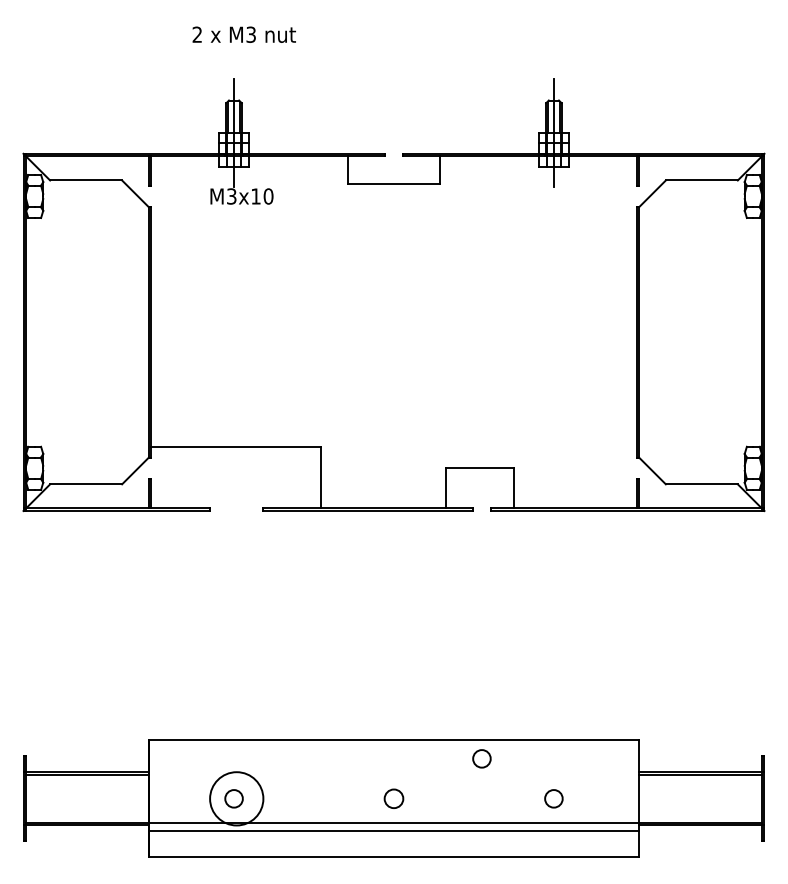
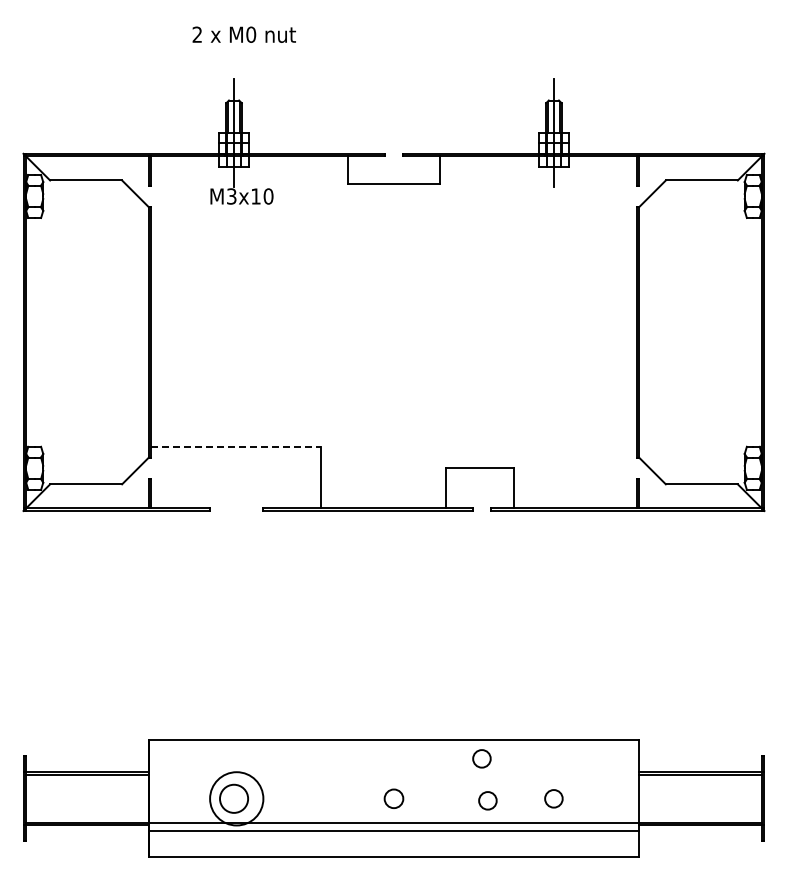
text: M3 -> M0 (251, 34)
line: solid -> dashed (236, 446)
circle diameter: 18 px -> 28 px (234, 798)
circle: none -> present (487, 800)
